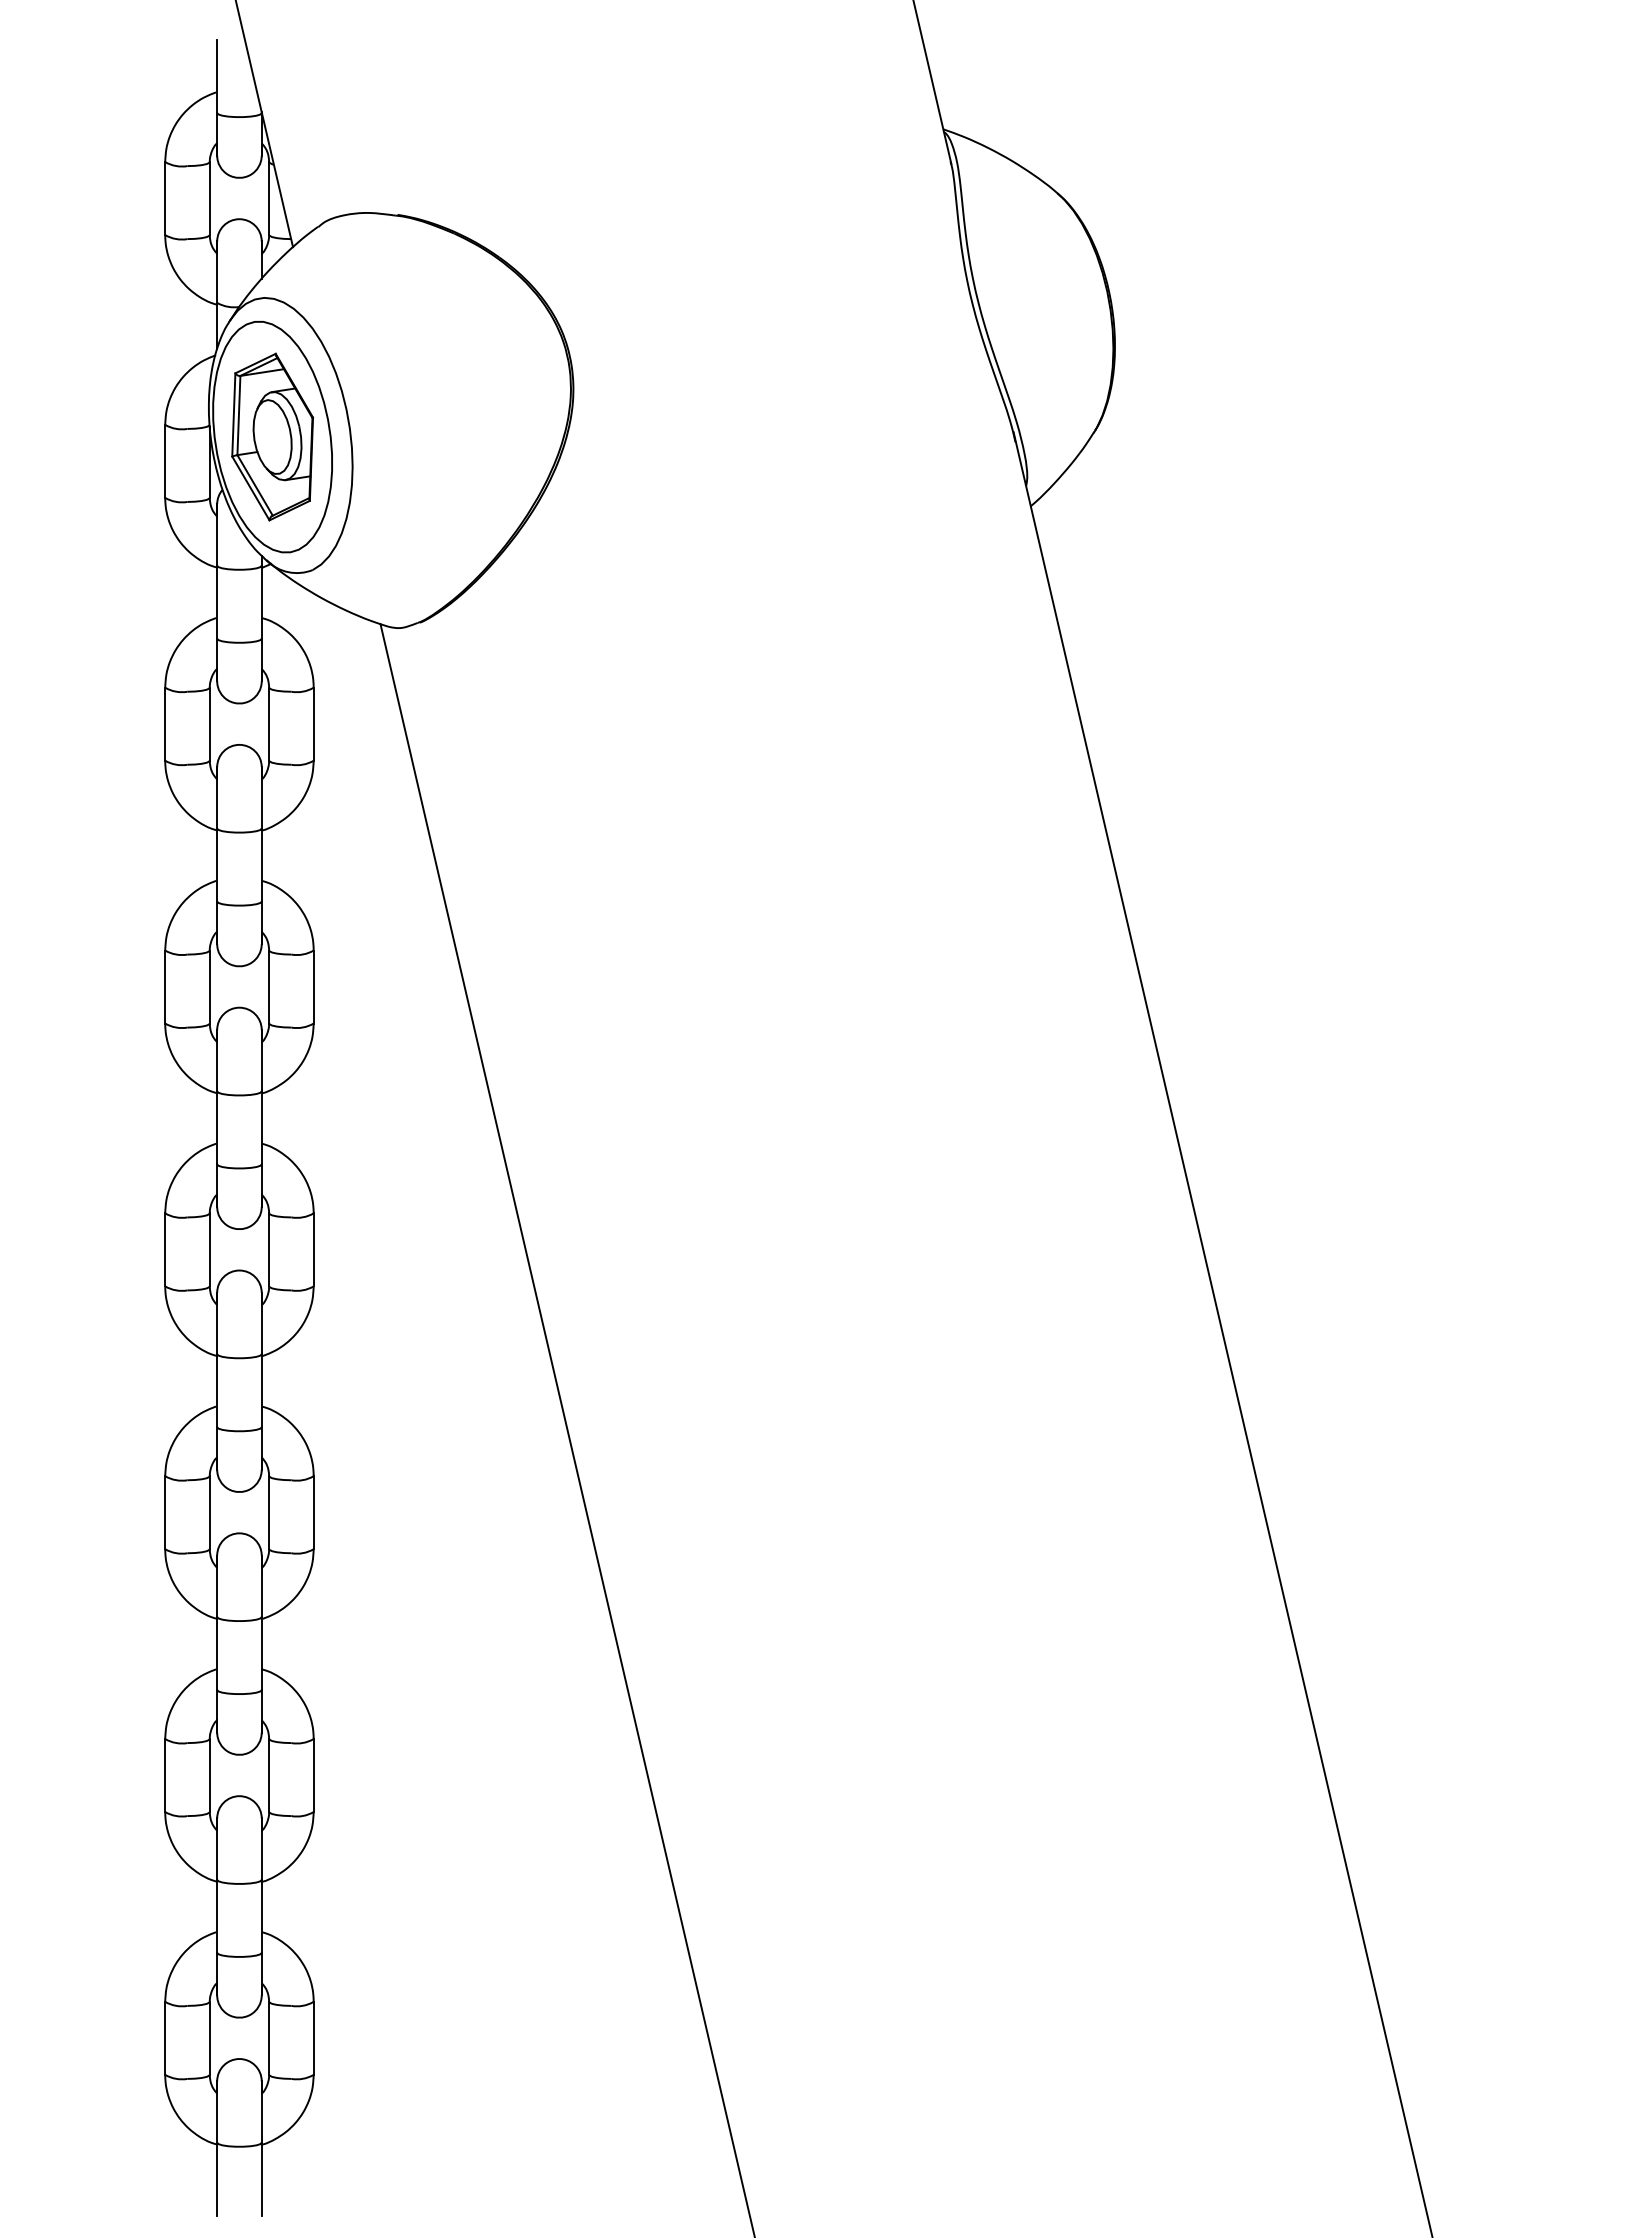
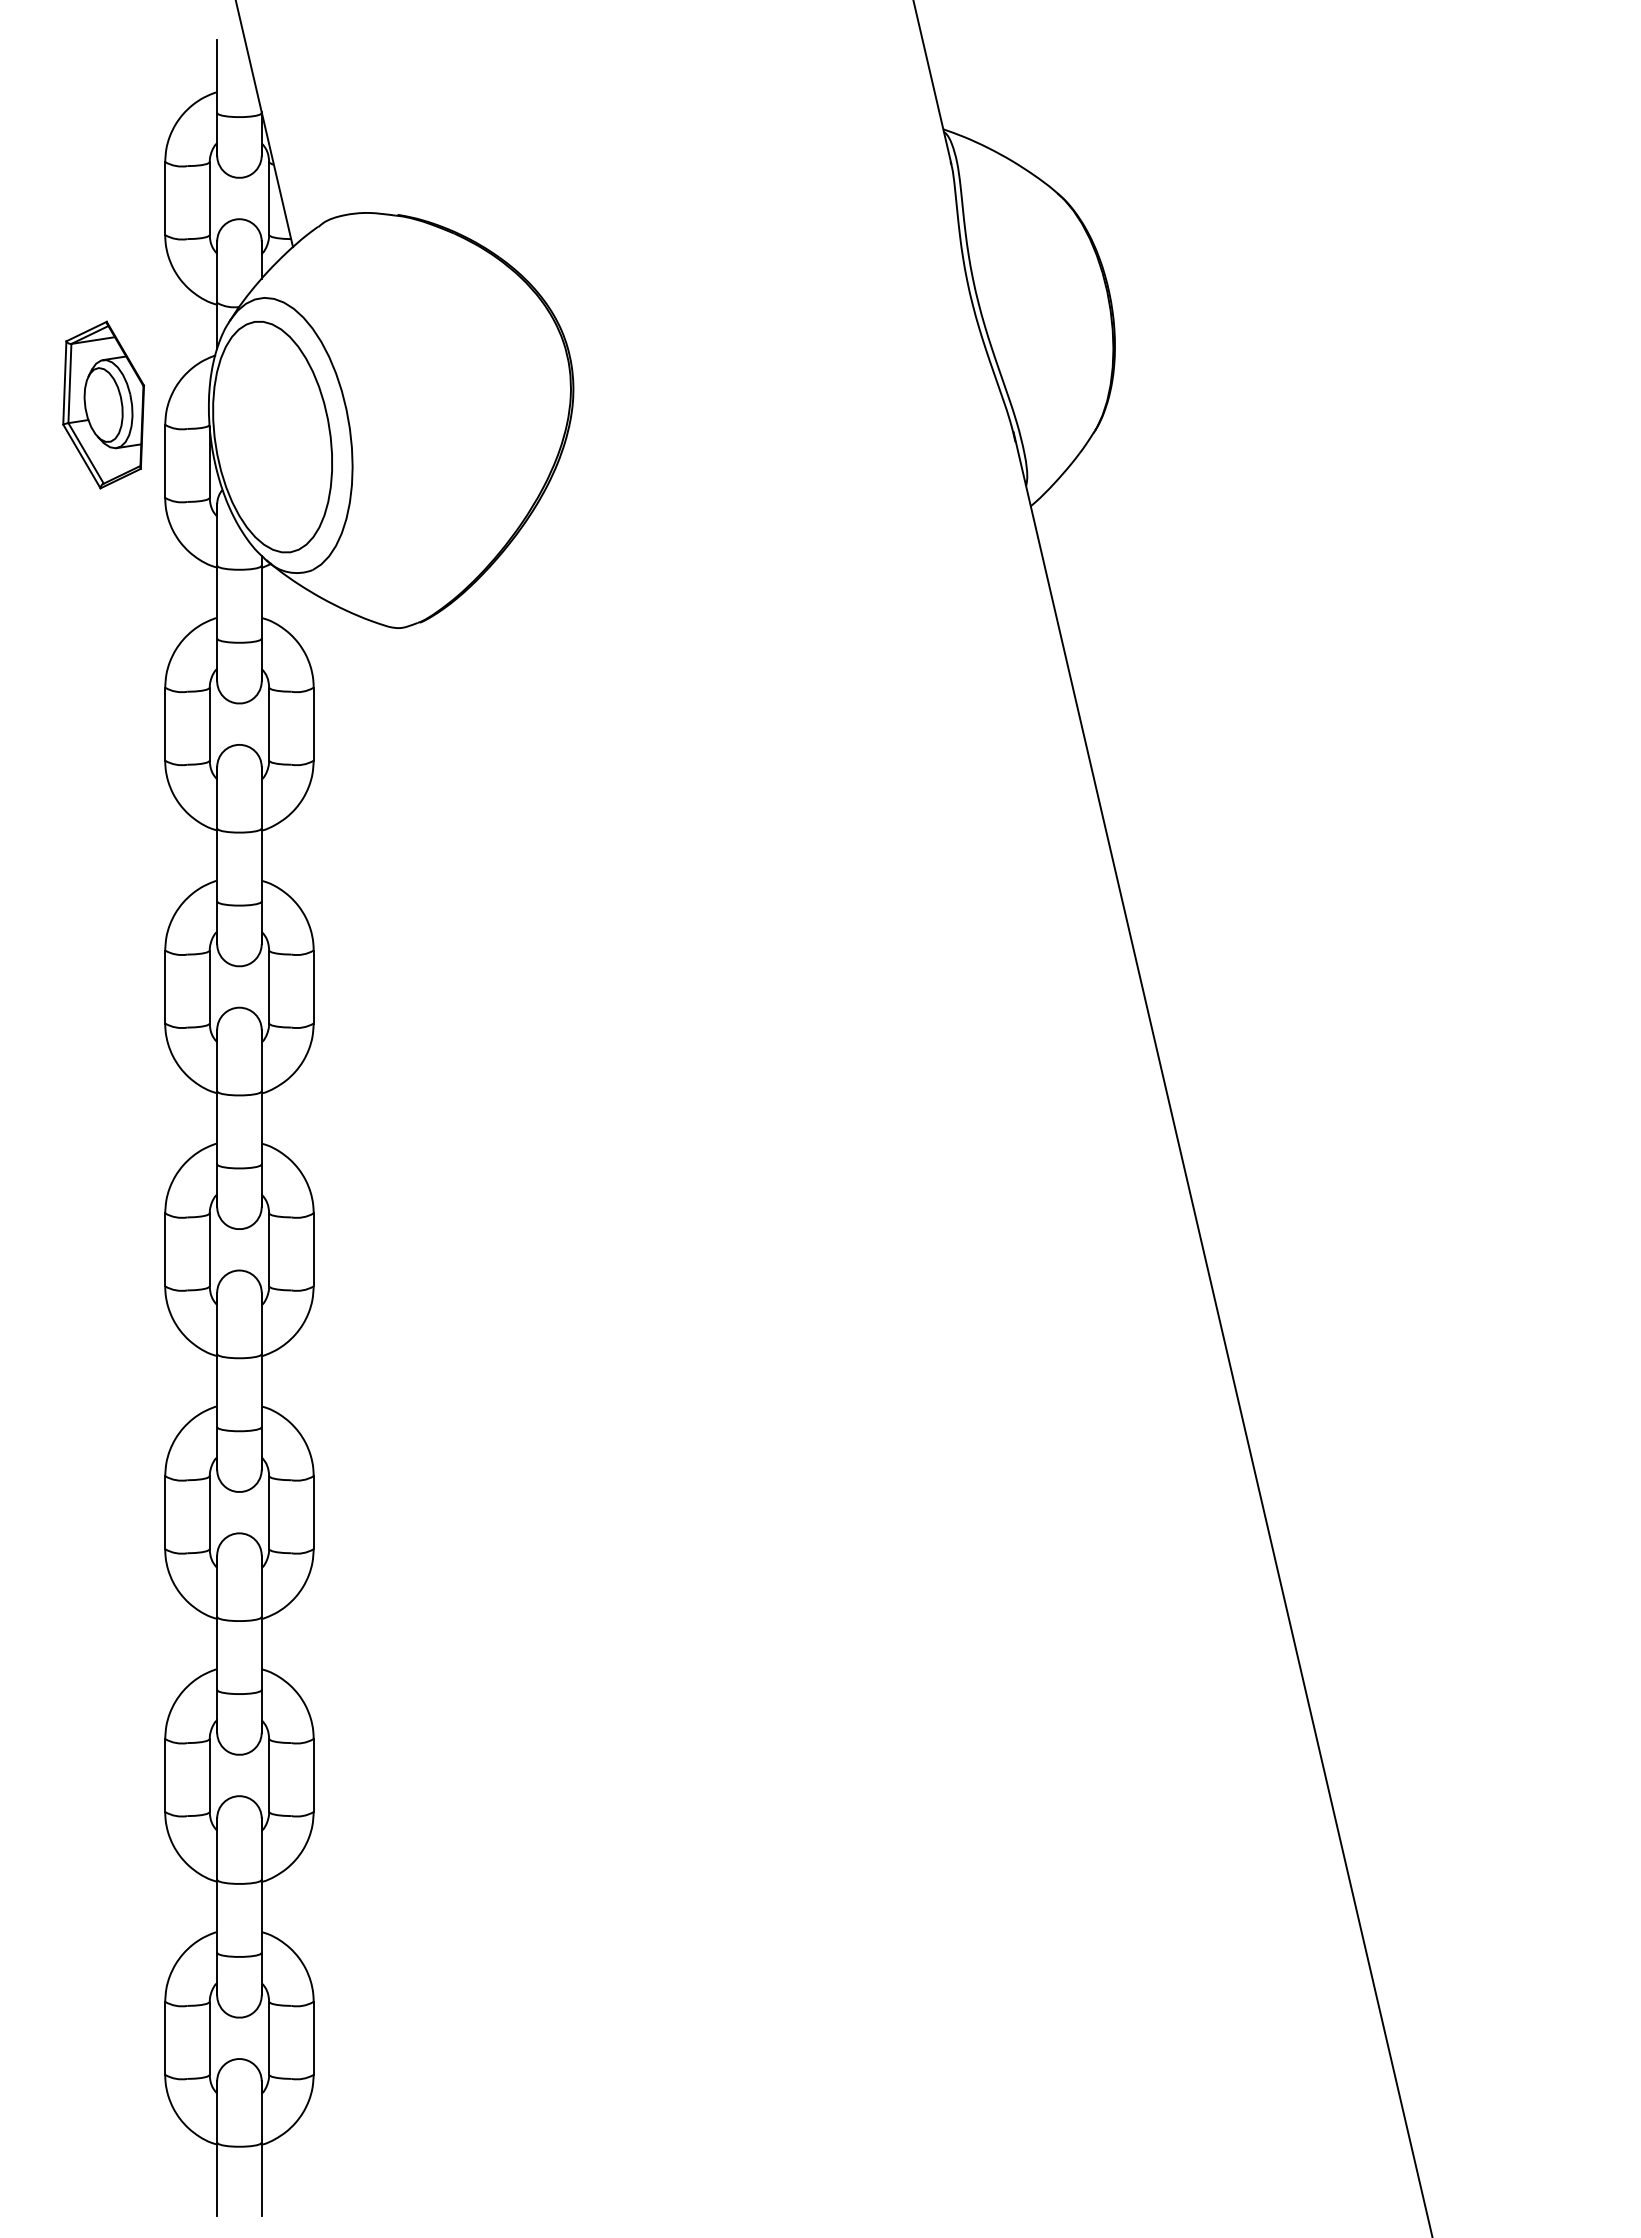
part position: (272, 436) -> (103, 404) (103, 404)
line: present -> none (567, 1429)
